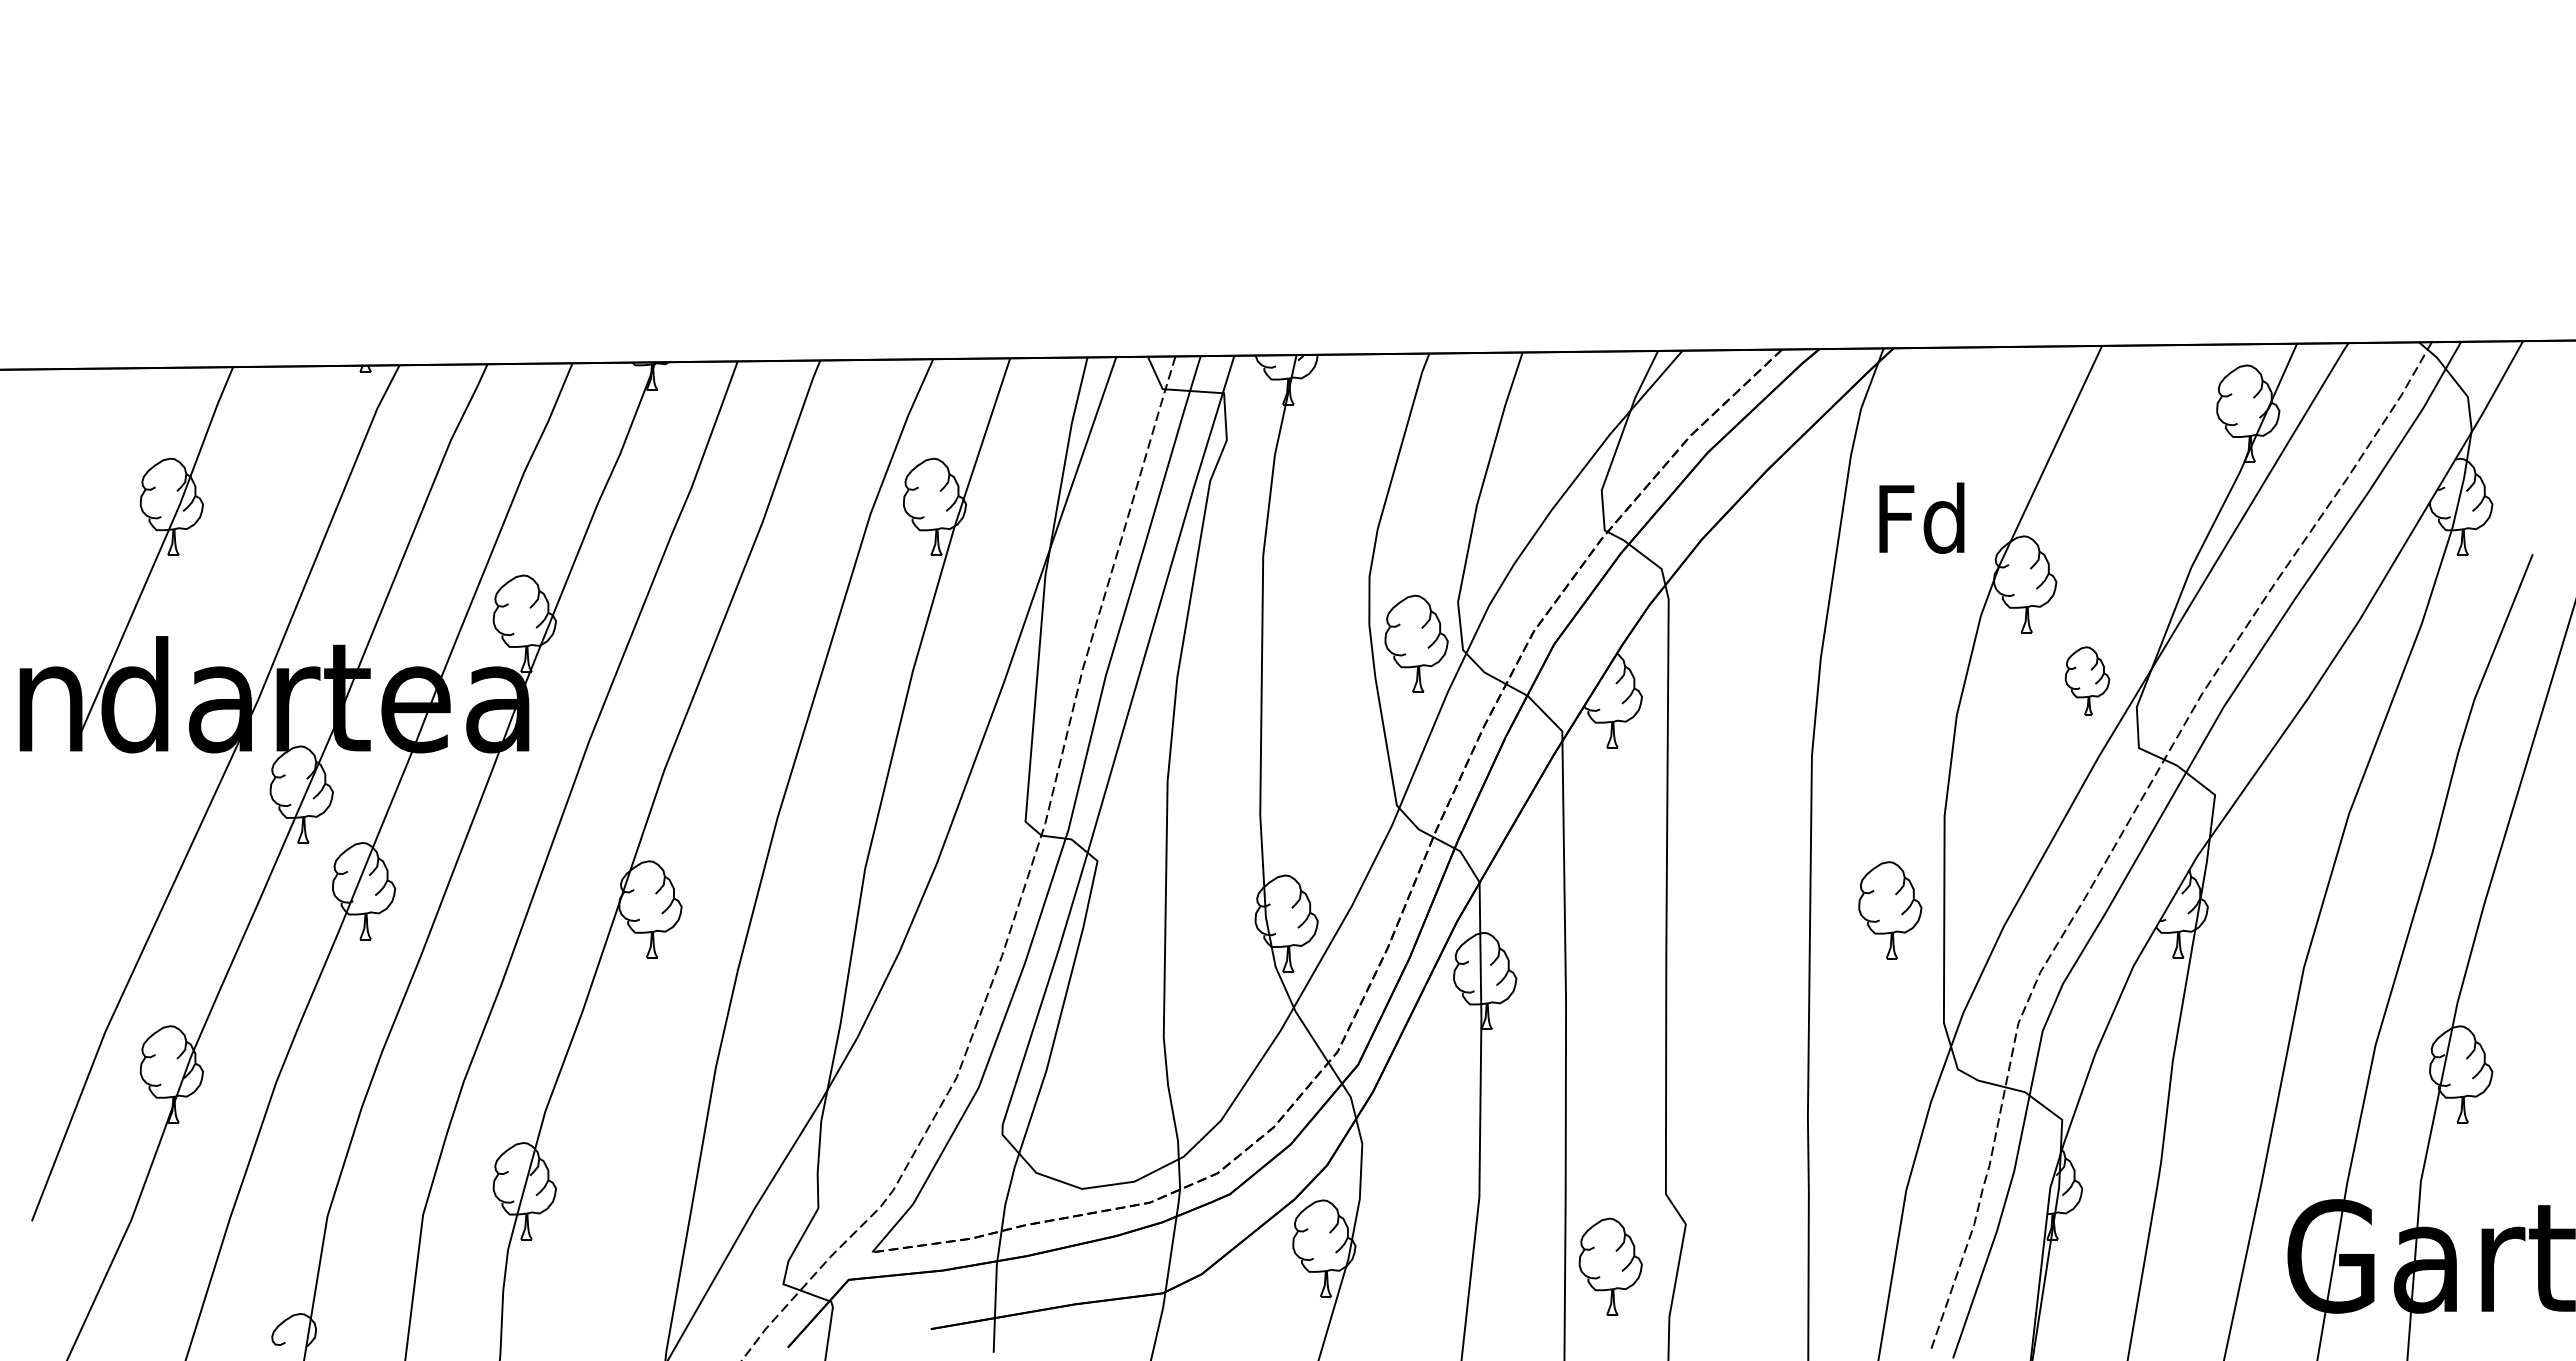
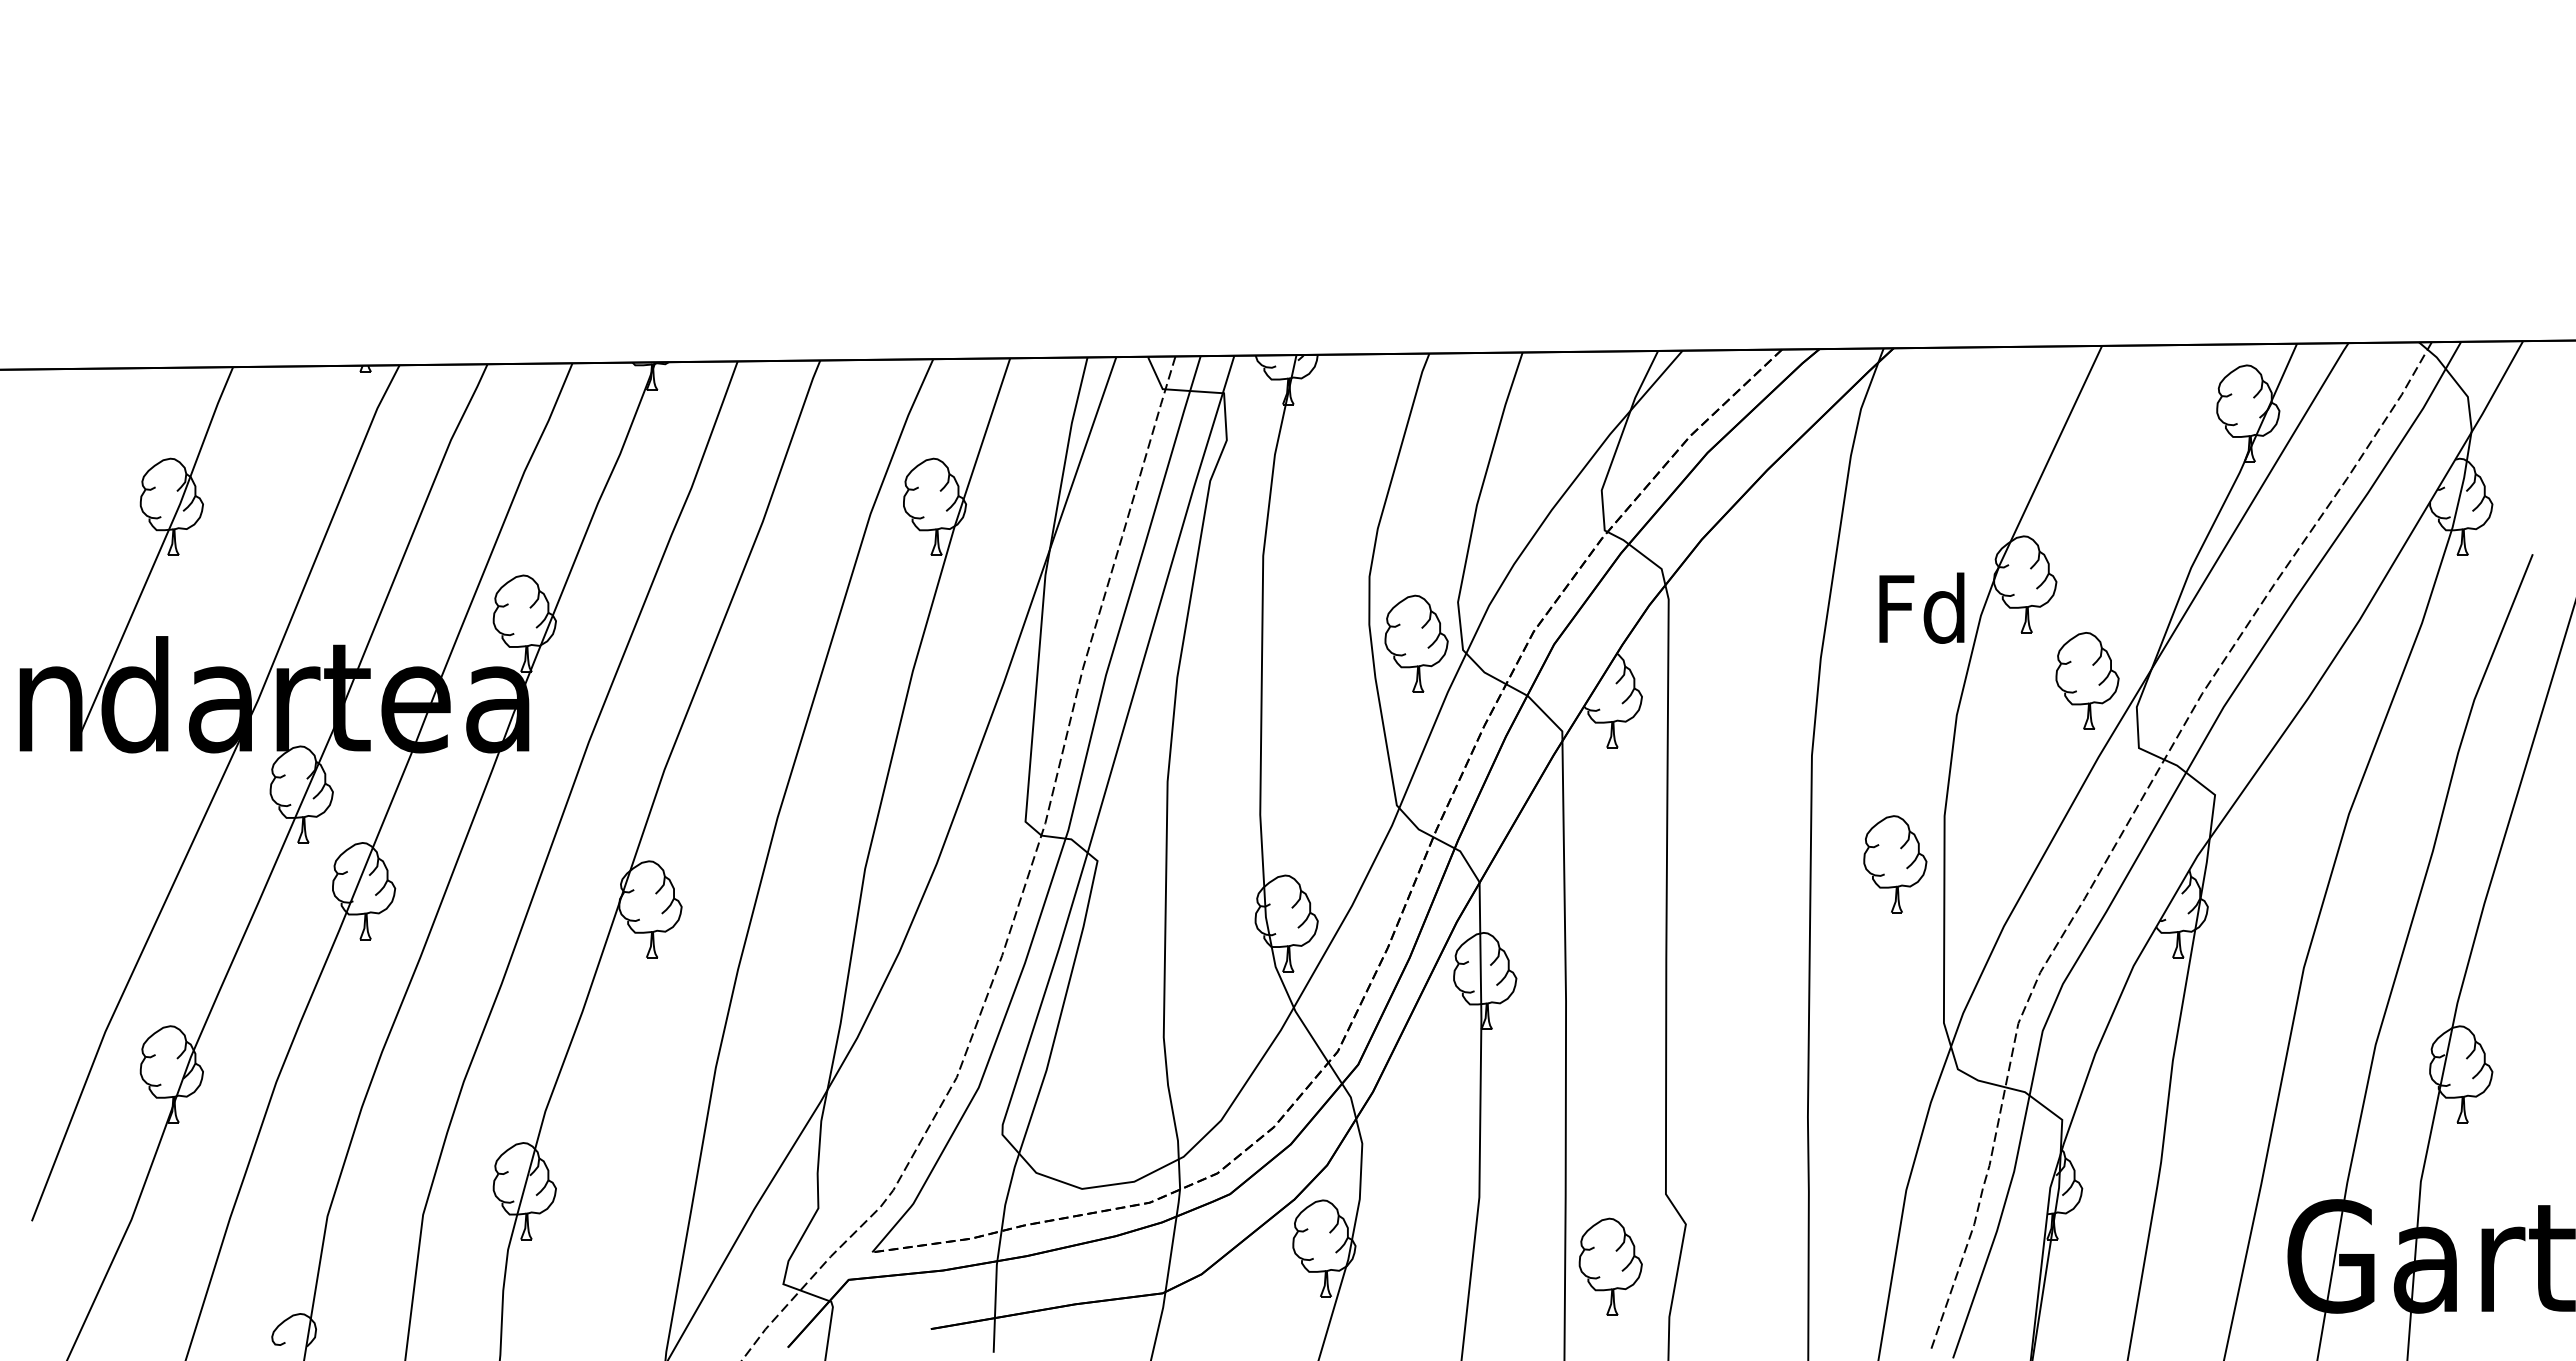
text position: (1921, 517) -> (1921, 607) (1921, 607)
part size: 47x70 px -> 65x98 px (2087, 680)
part position: (1890, 910) -> (1895, 864) (1895, 864)
